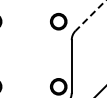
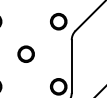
line: dashed -> solid (90, 16)
circle: none -> present (25, 53)
